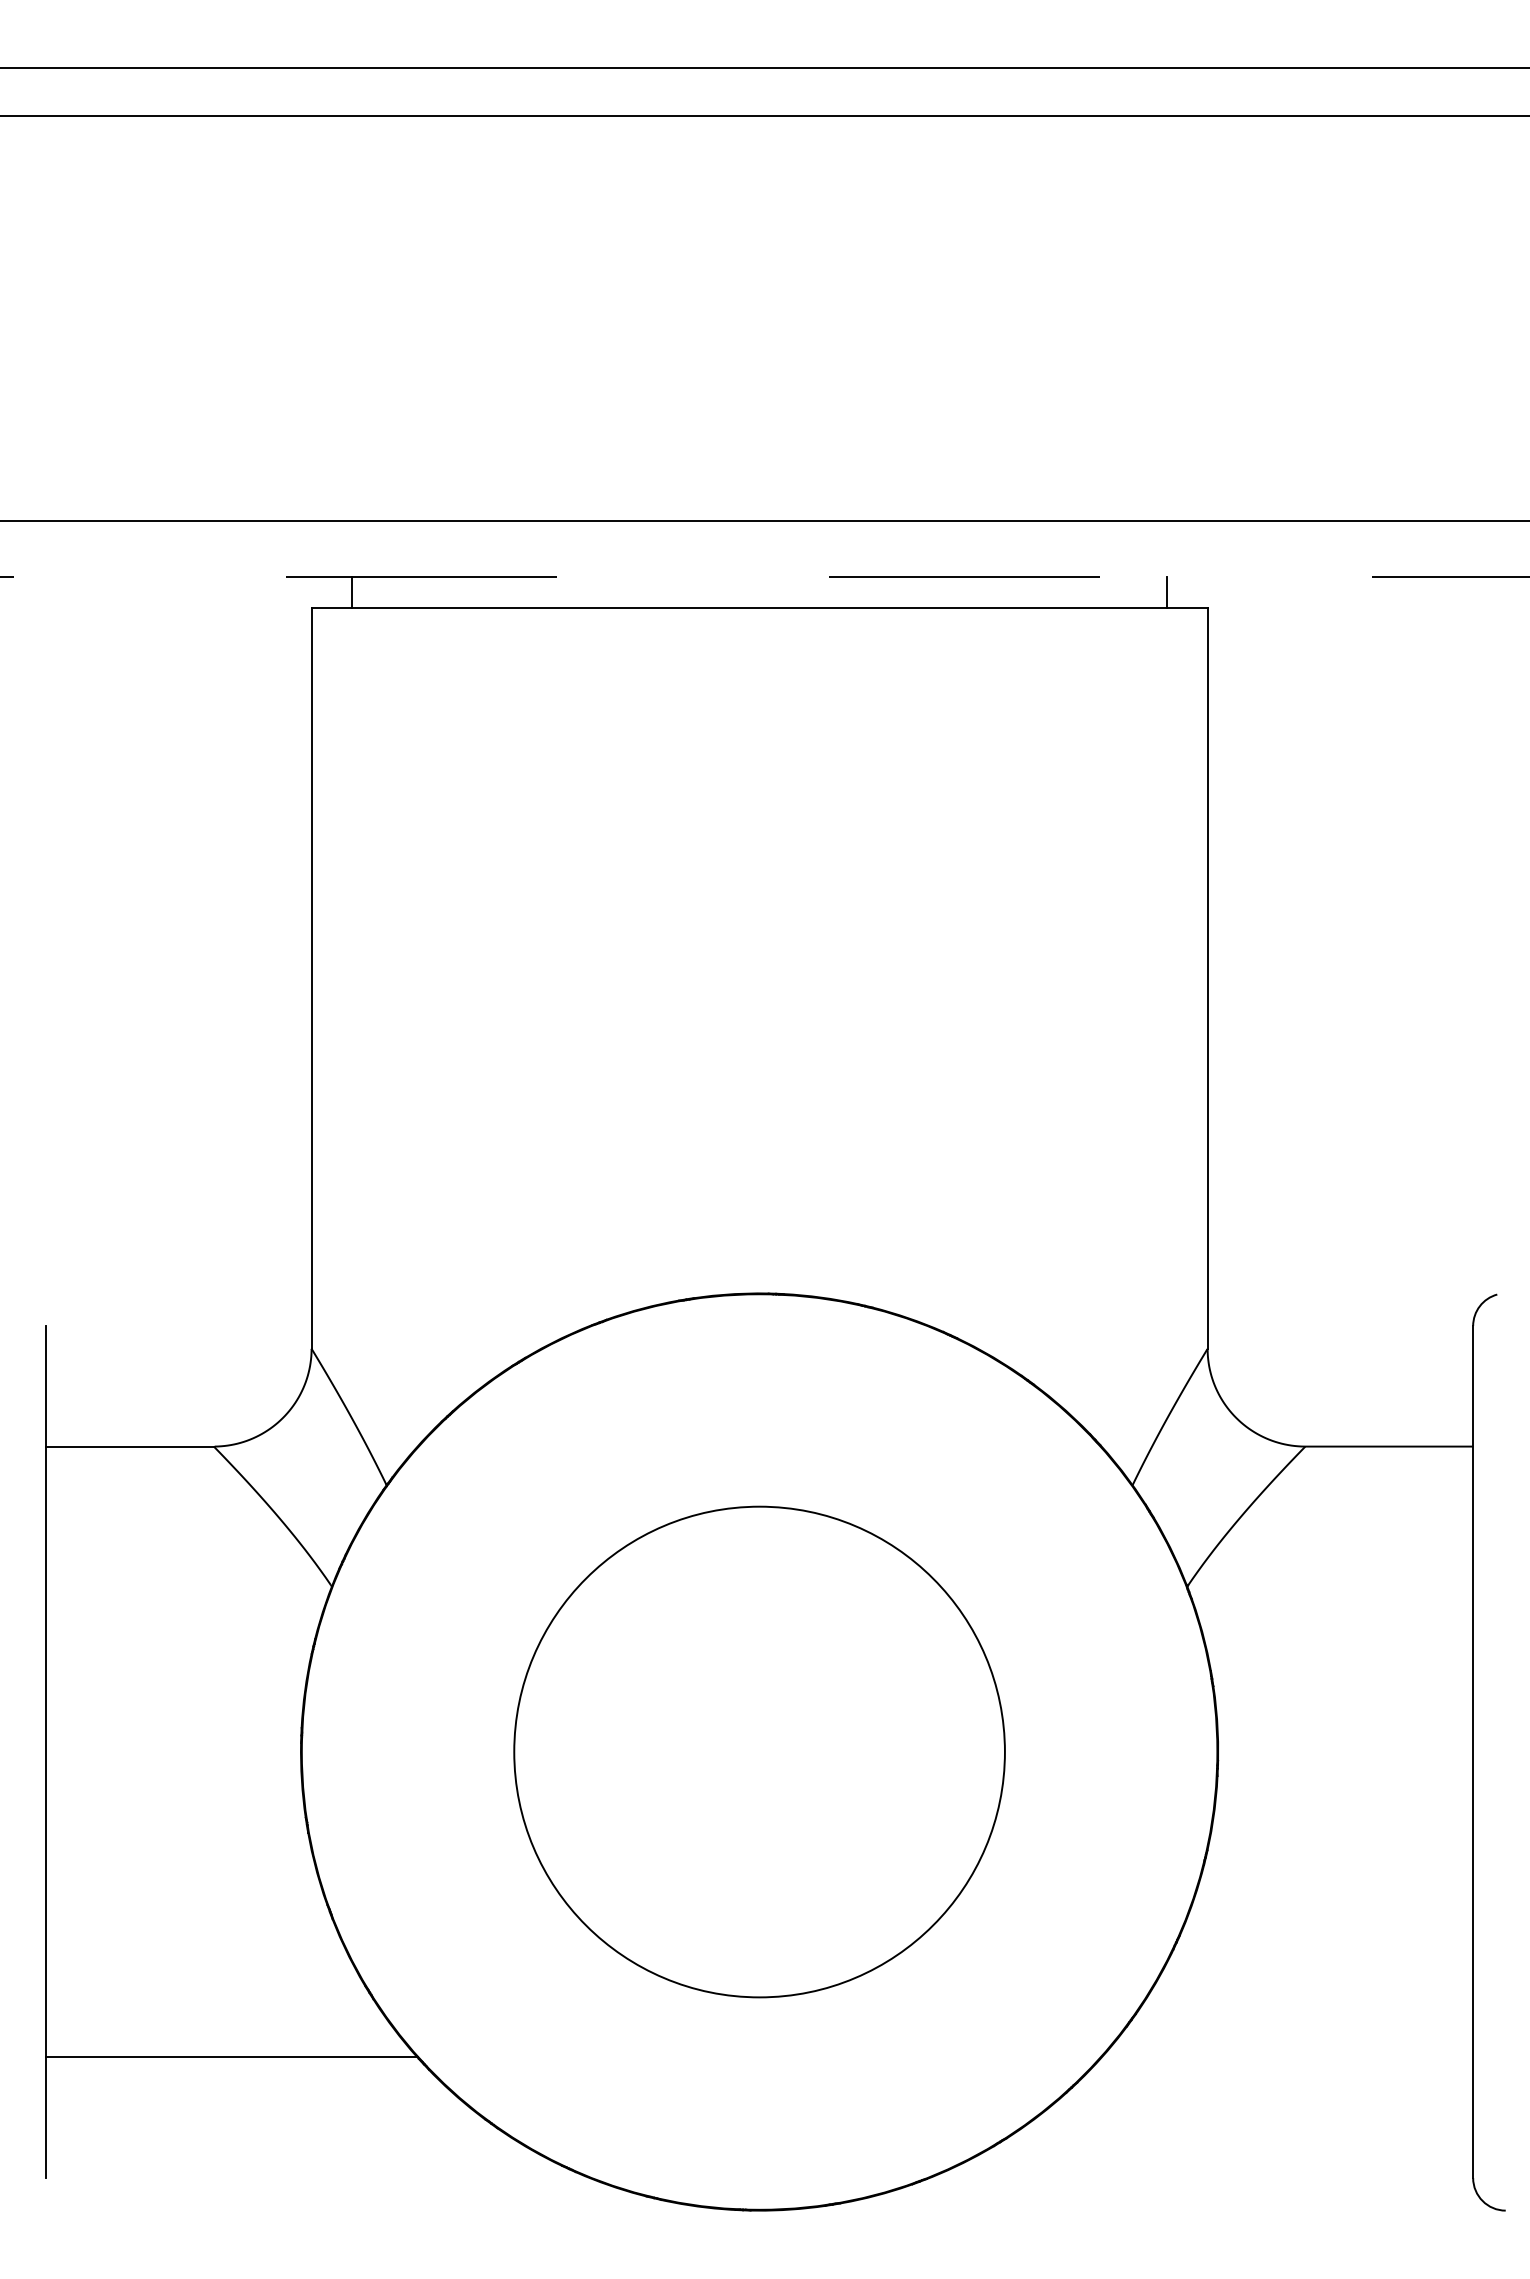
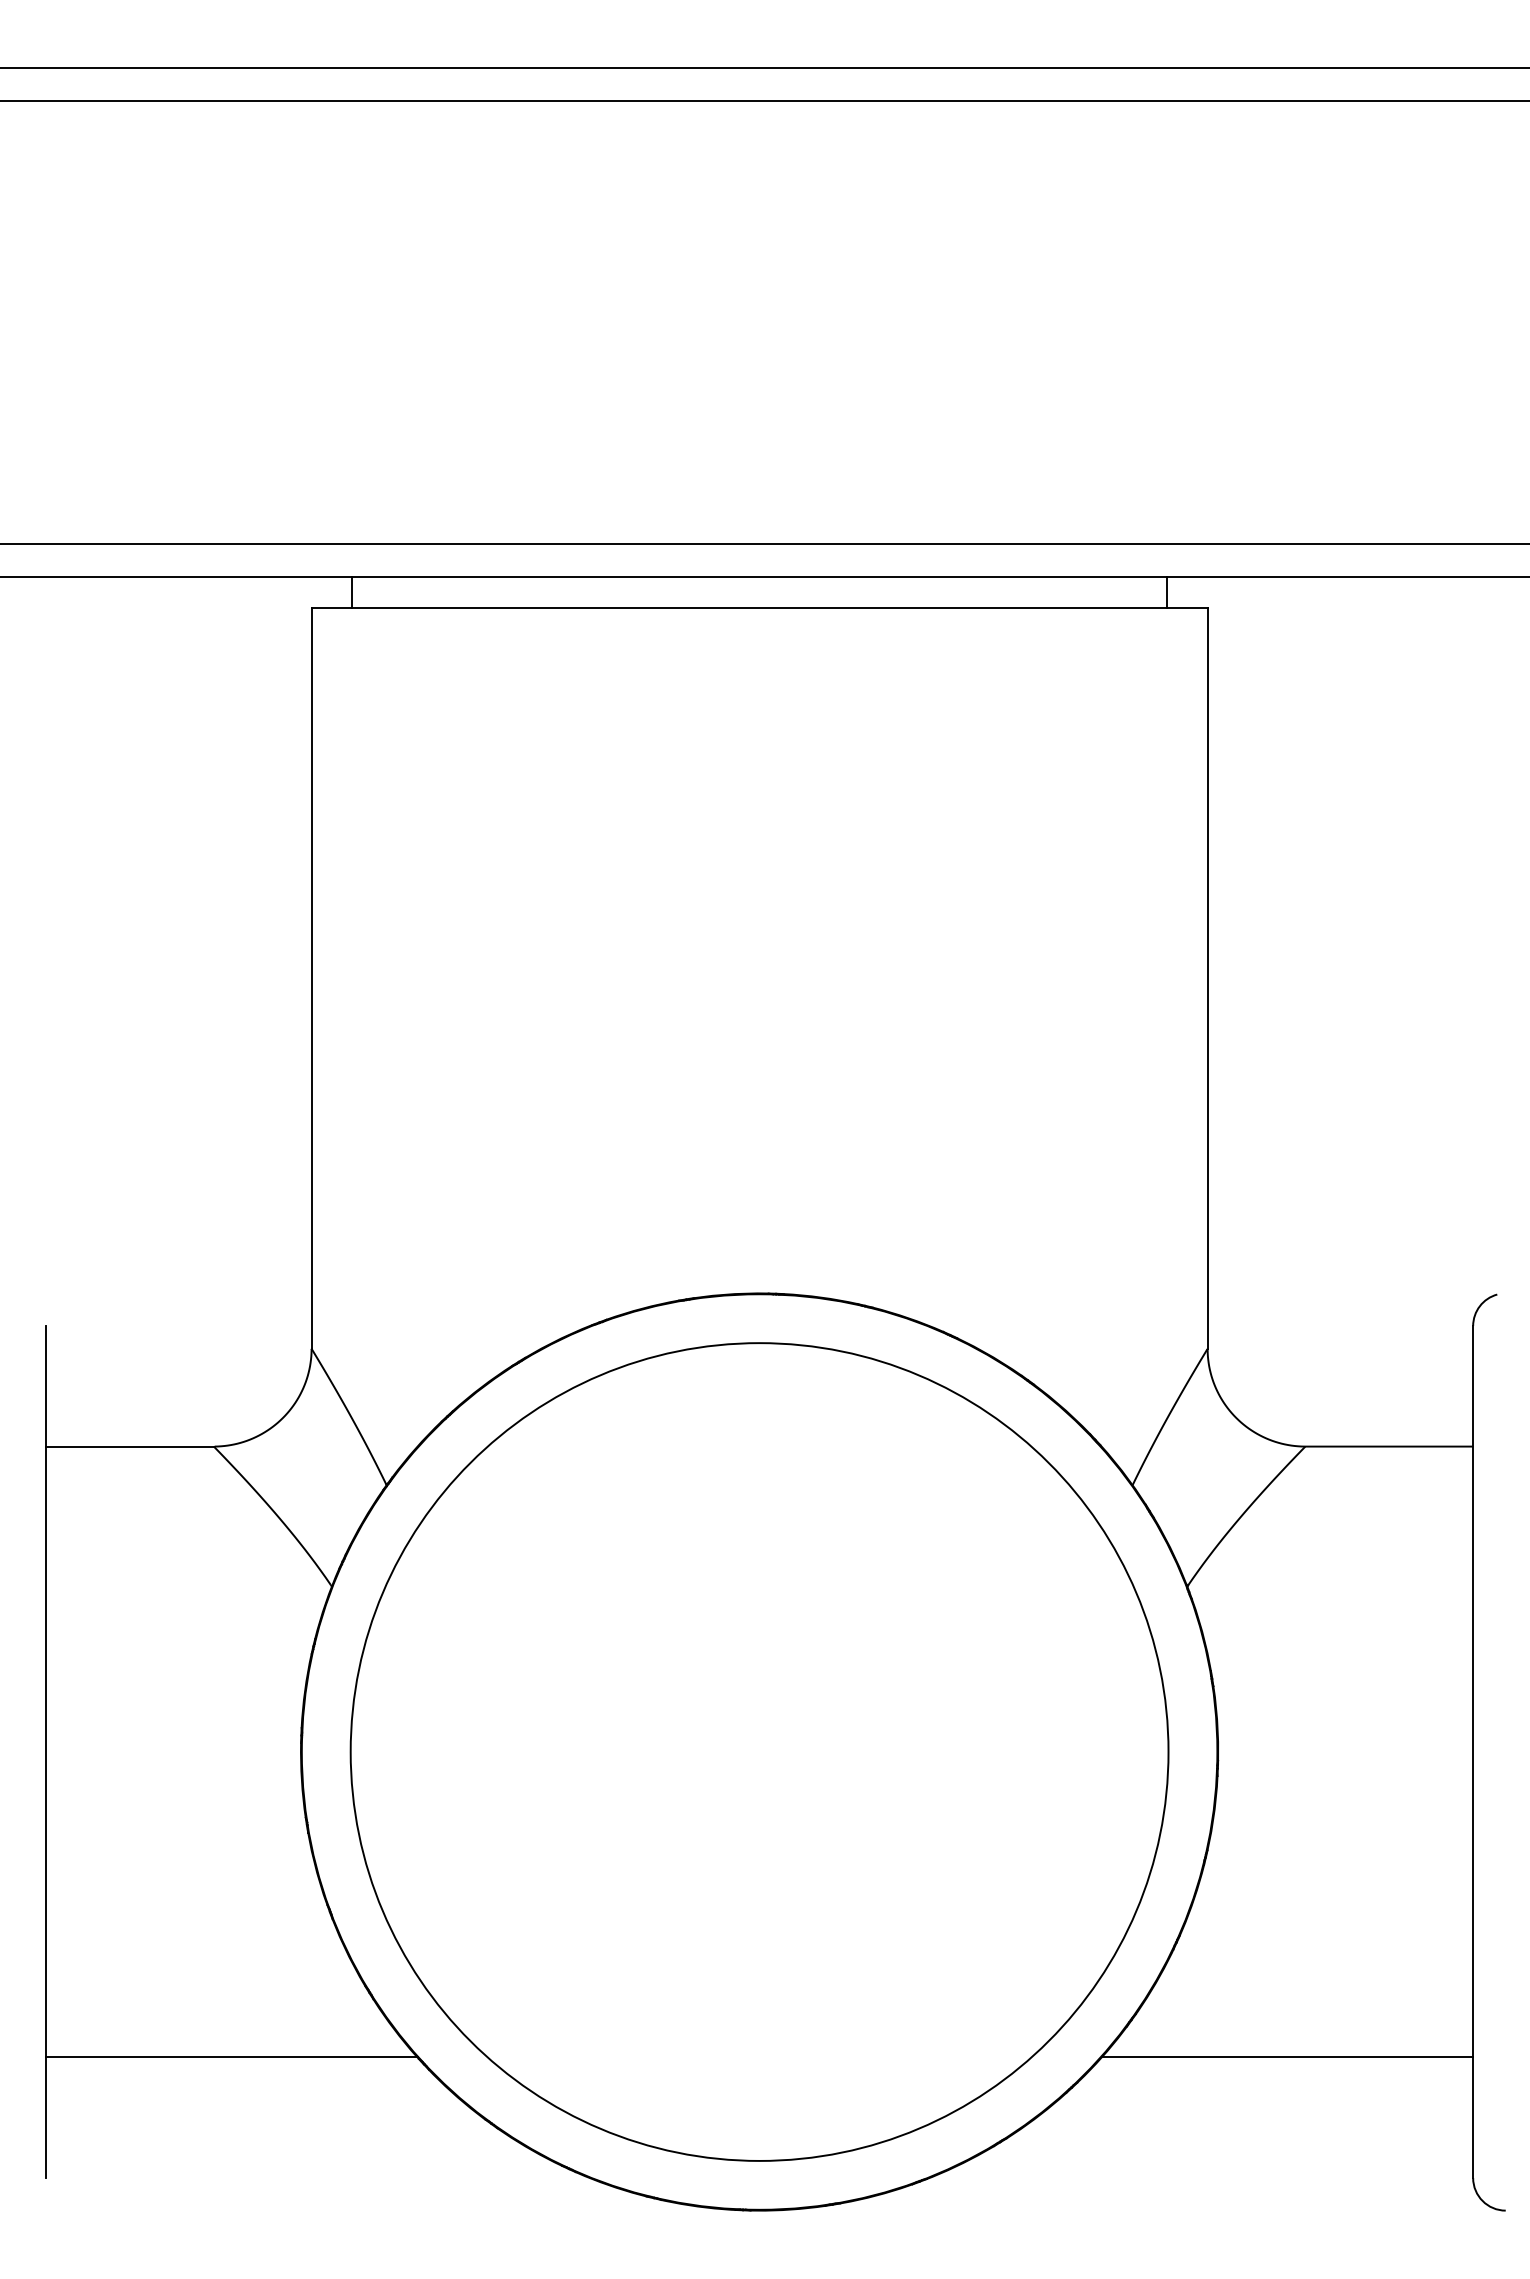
line position: (764, 115) -> (764, 100) (764, 100)
line position: (764, 521) -> (764, 544) (764, 544)
line: dashed -> solid (764, 576)
circle diameter: 491 px -> 818 px (759, 1751)
line: none -> present (1287, 2057)
